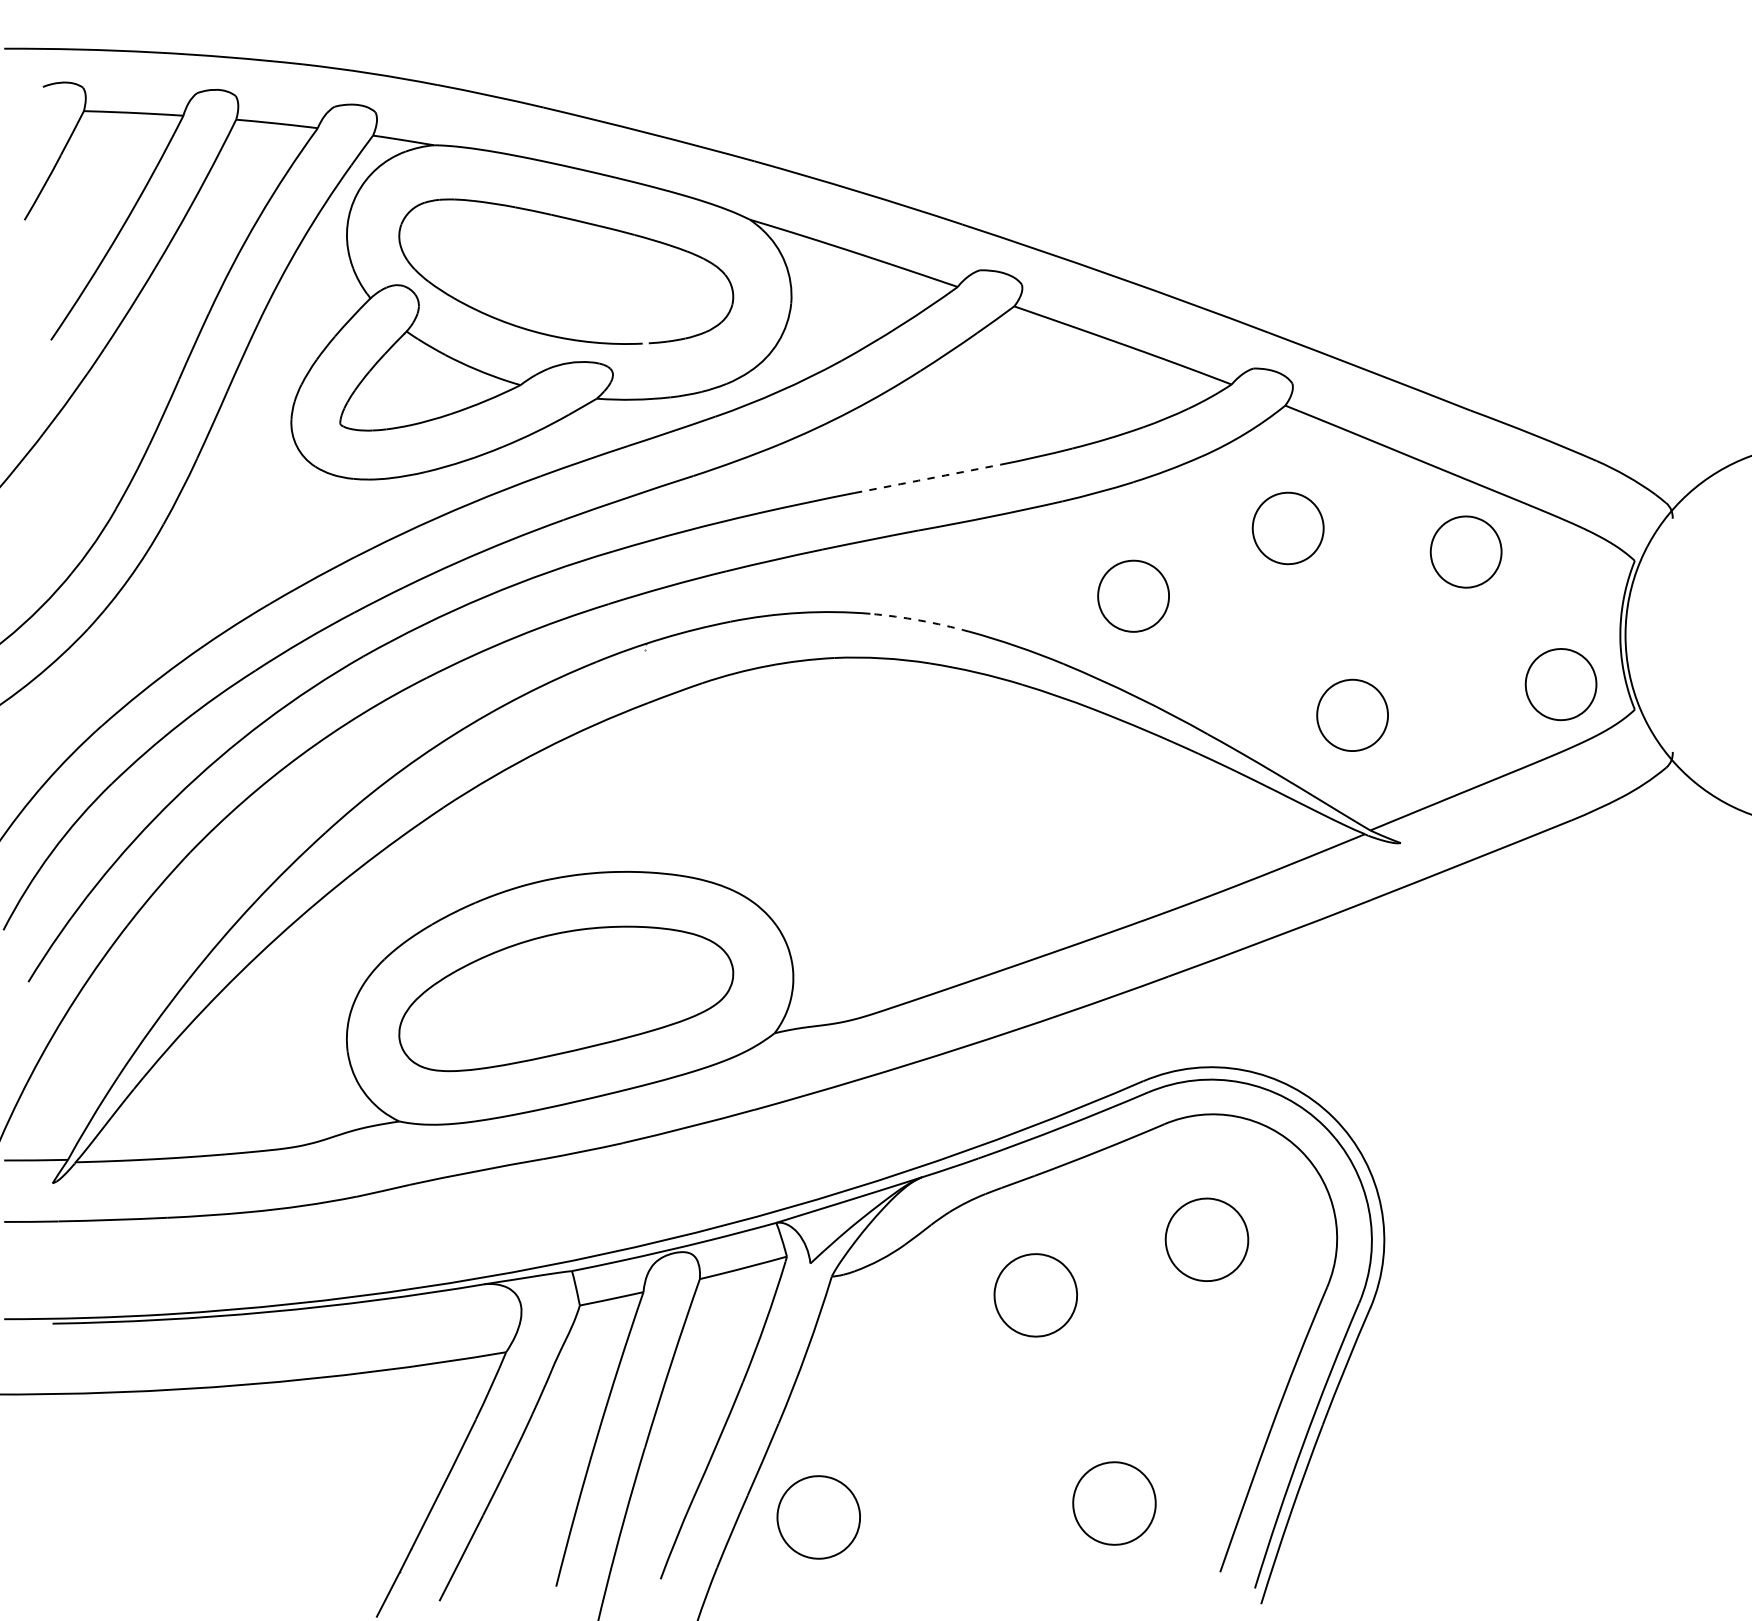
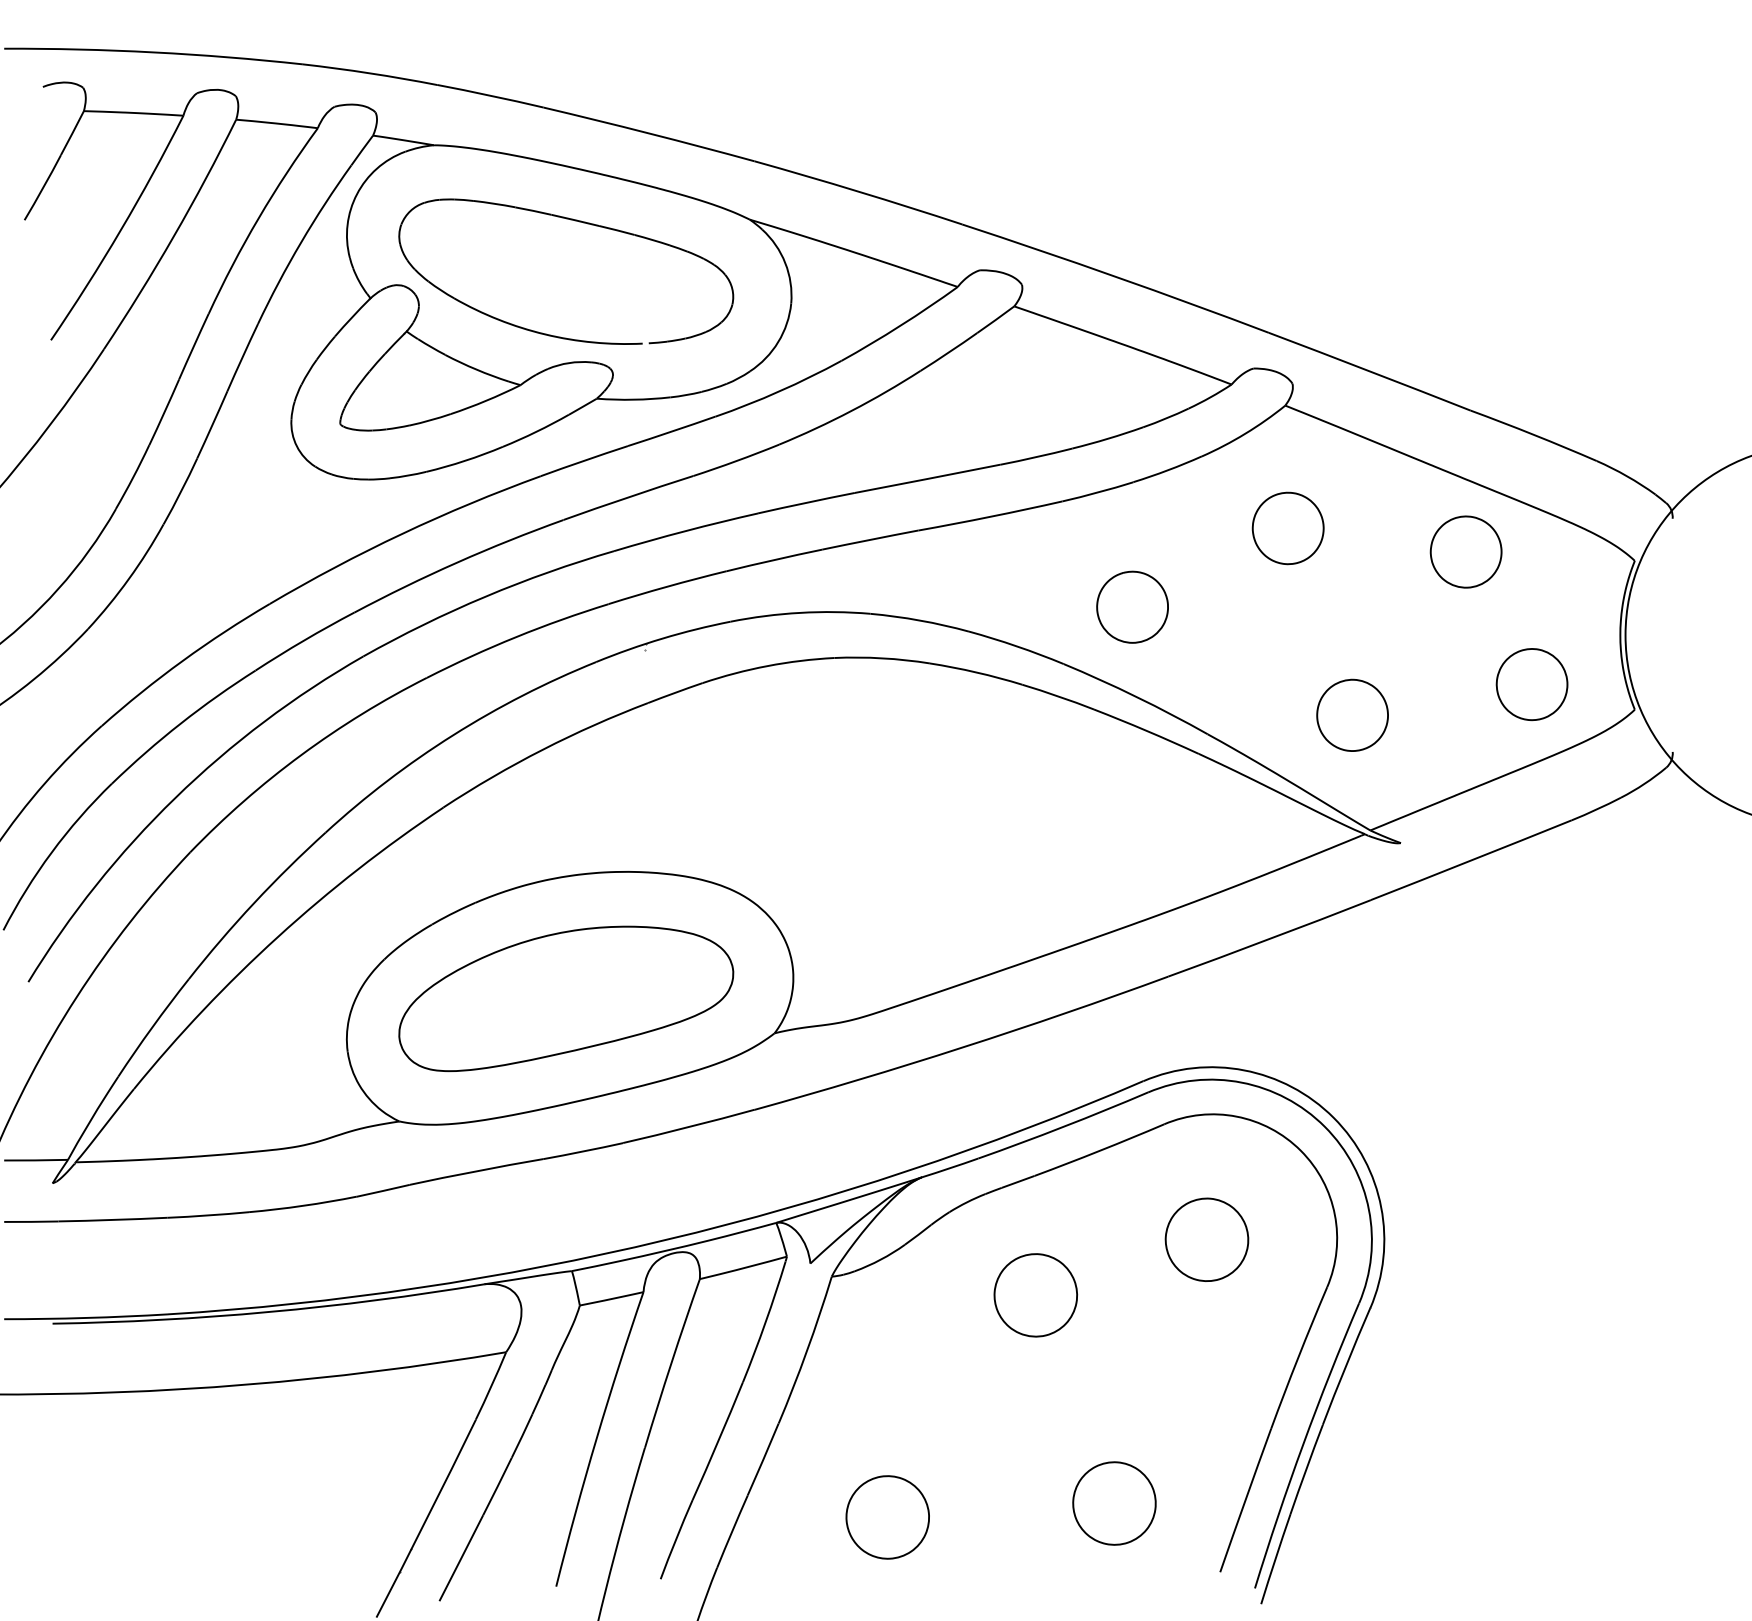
arc: dashed -> solid (927, 478)
part position: (1133, 595) -> (1132, 606) (1132, 606)
arc: dashed -> solid (920, 620)
part position: (1560, 684) -> (1531, 684) (1531, 684)
part position: (818, 1517) -> (887, 1517) (887, 1517)
